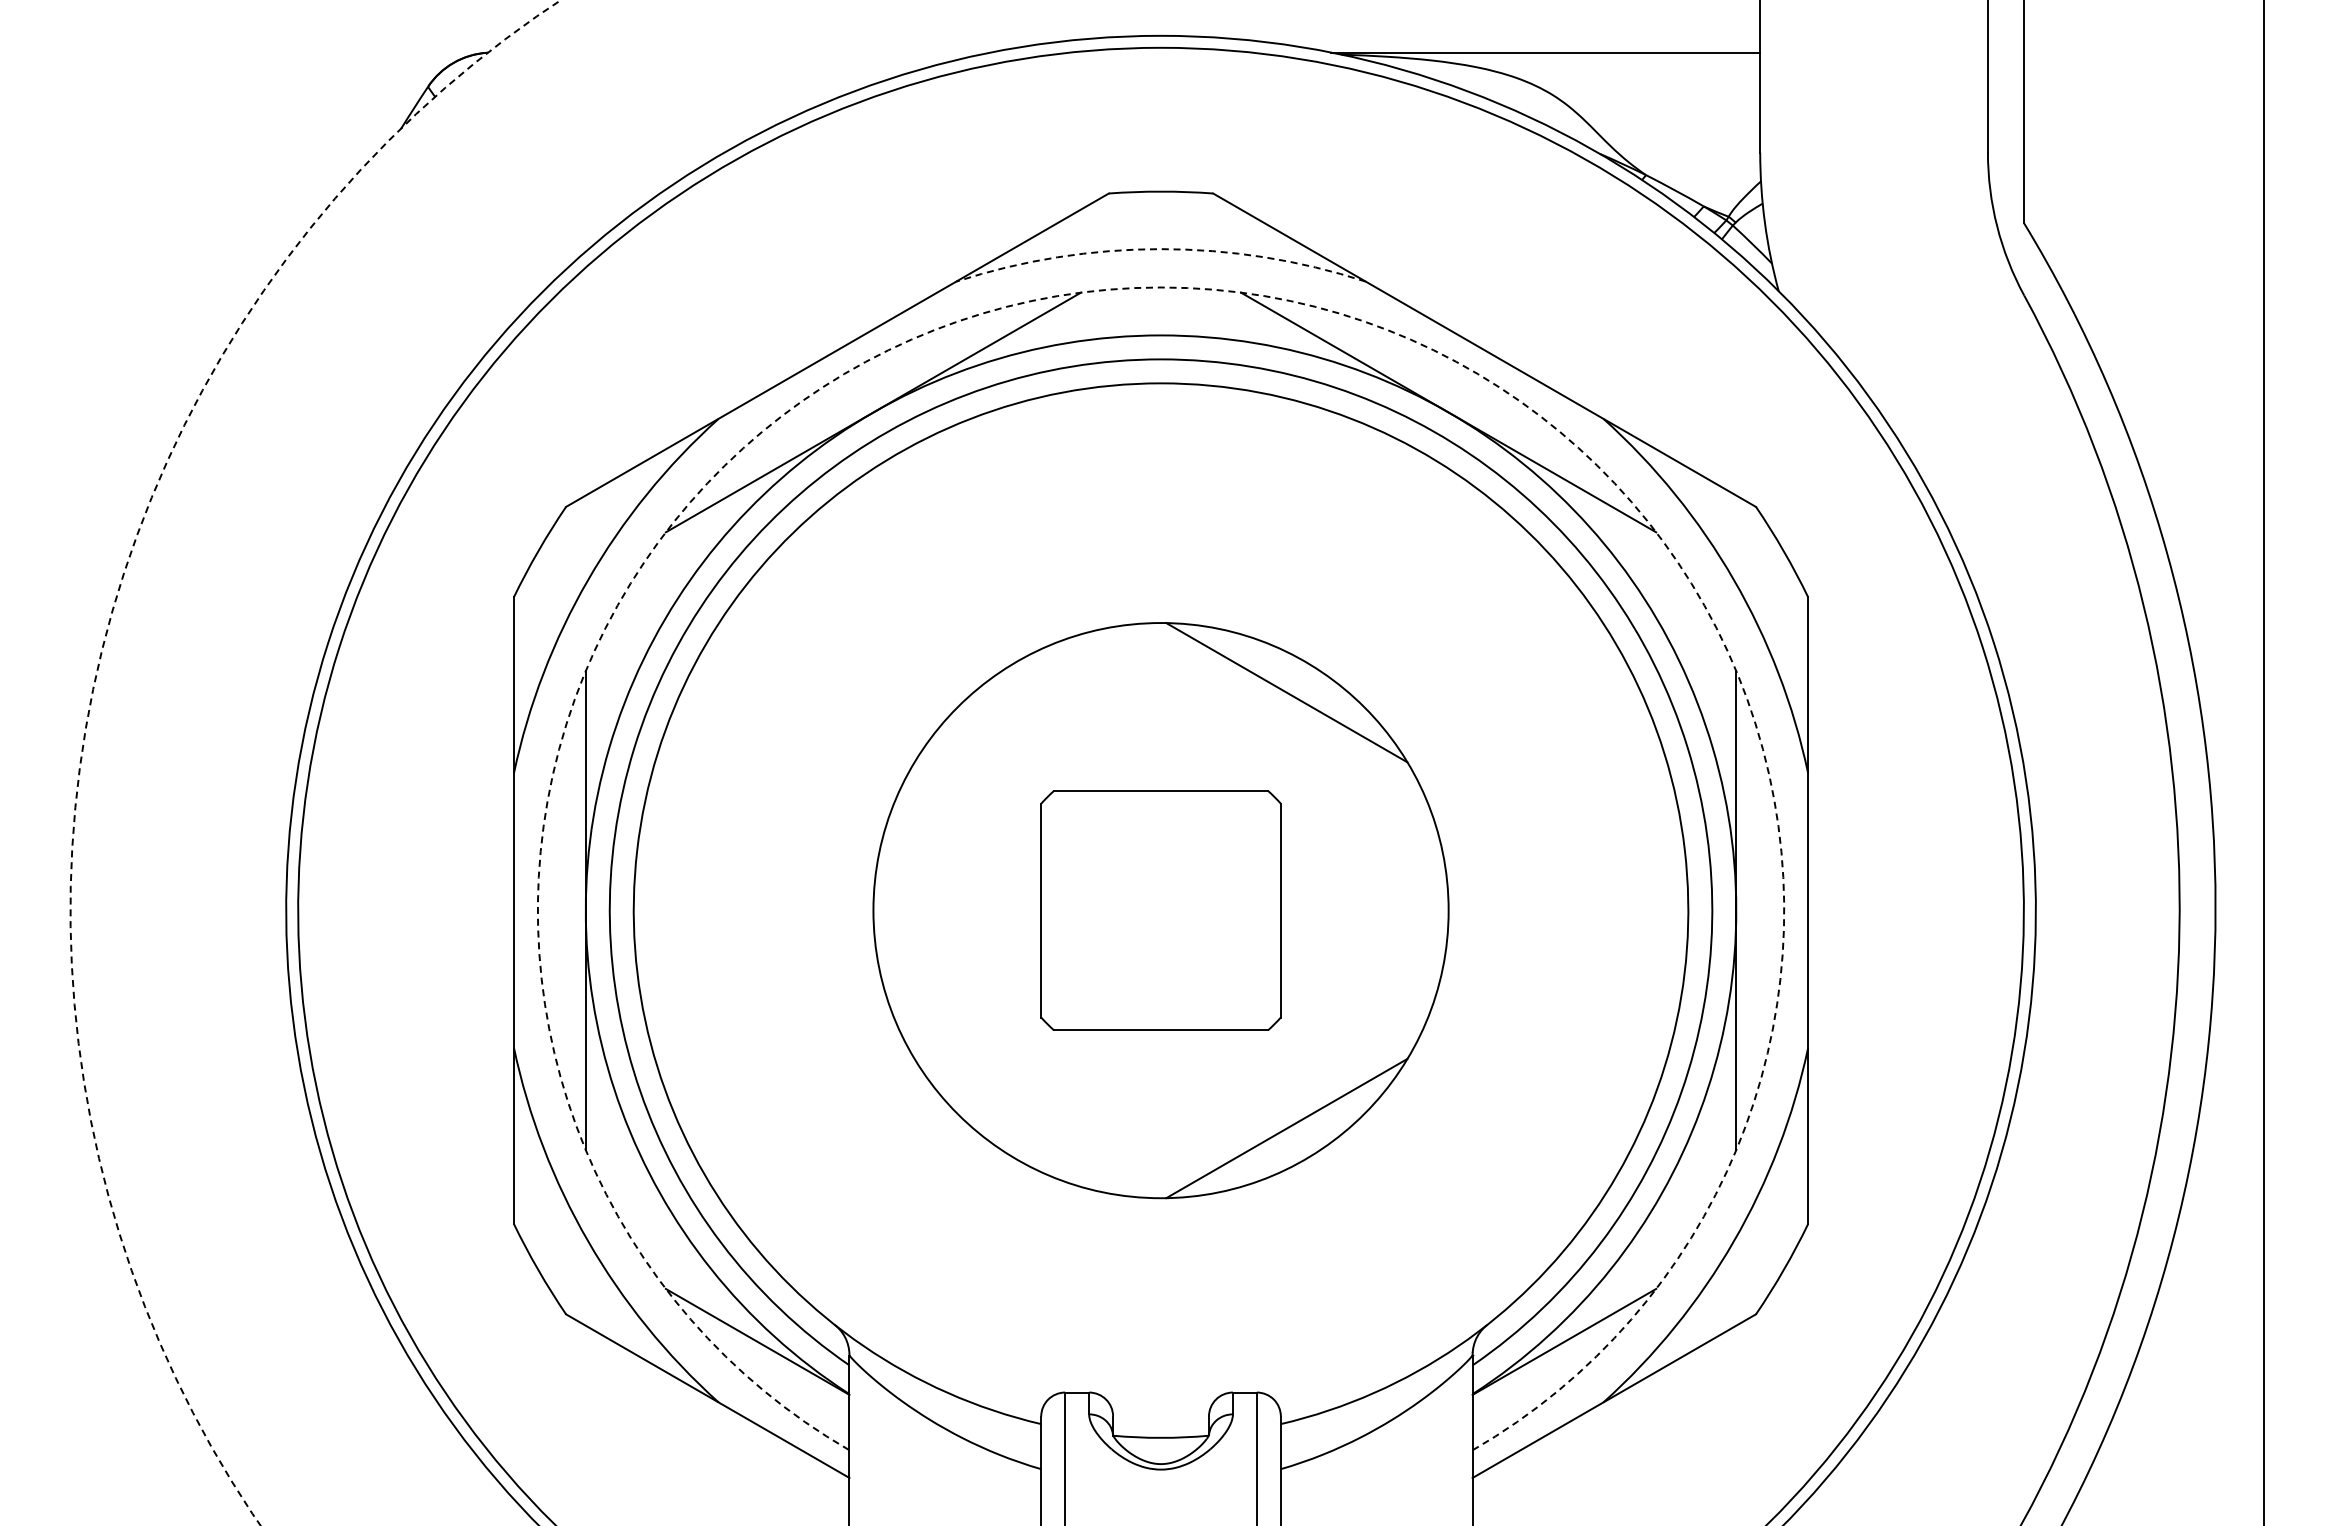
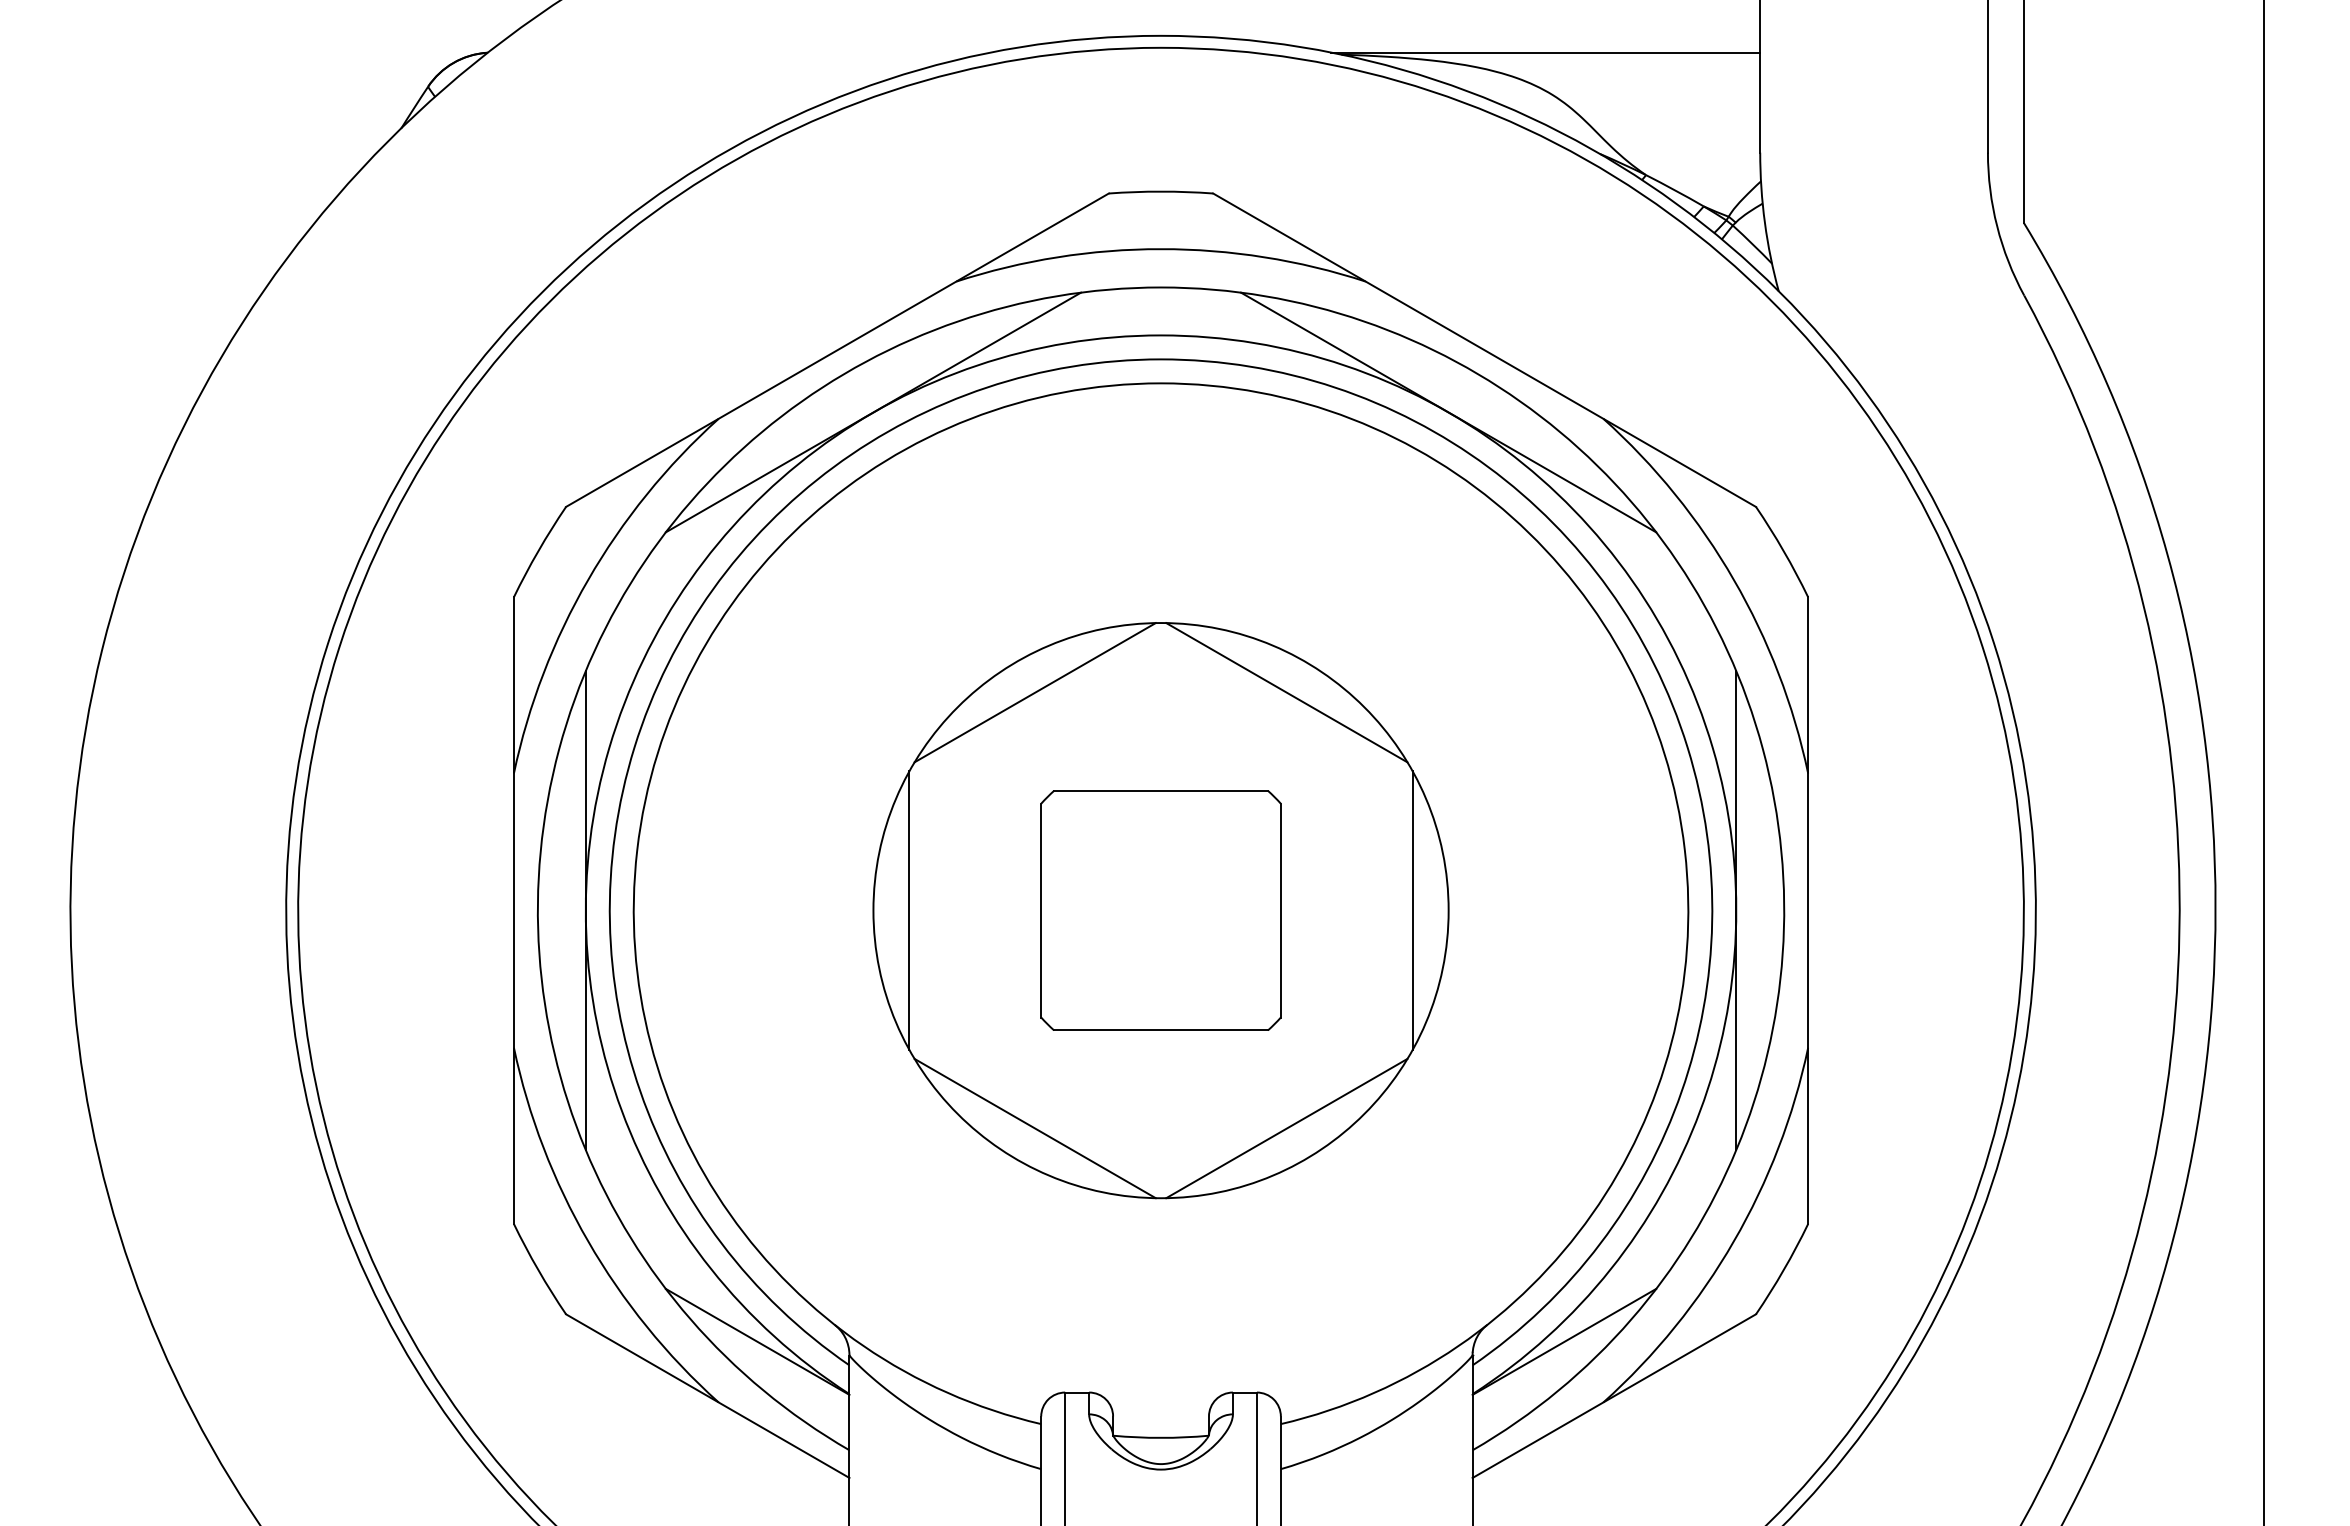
arc: dashed -> solid (1161, 249)
arc: dashed -> solid (1161, 287)
line: none -> present (1034, 692)
arc: dashed -> solid (91, 699)
line: none -> present (909, 910)
line: none -> present (1412, 910)
line: none -> present (1034, 1128)
